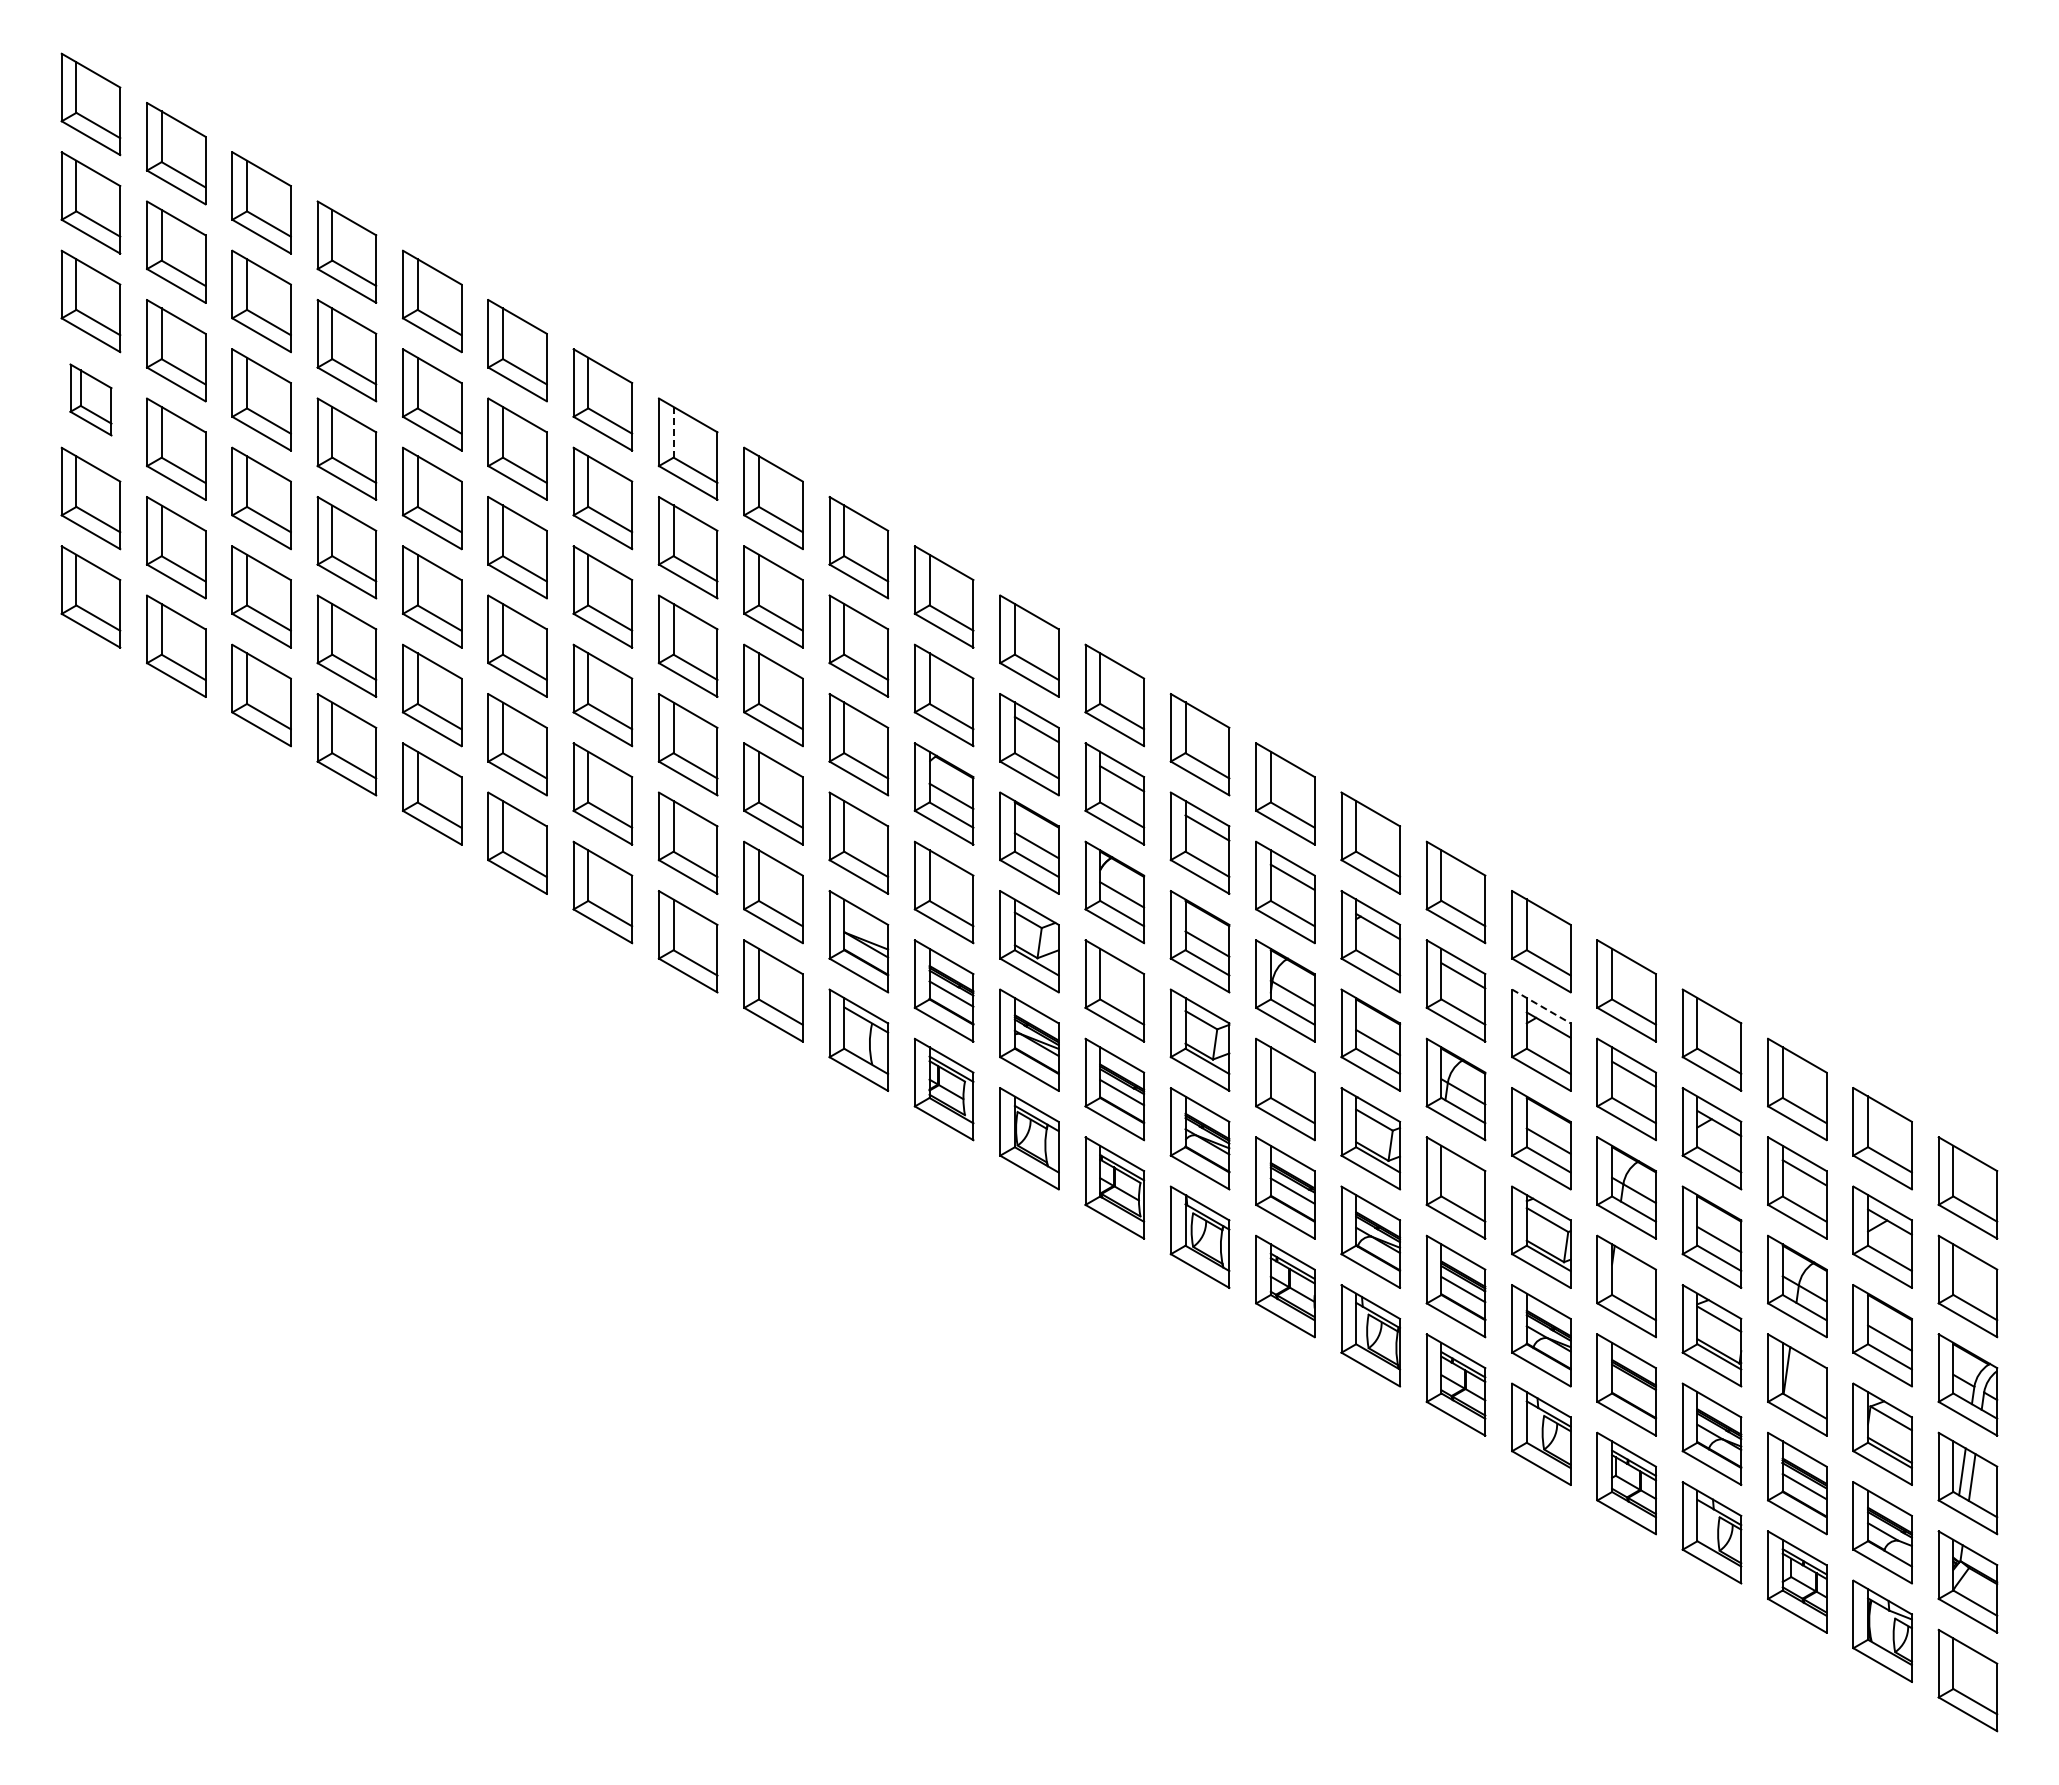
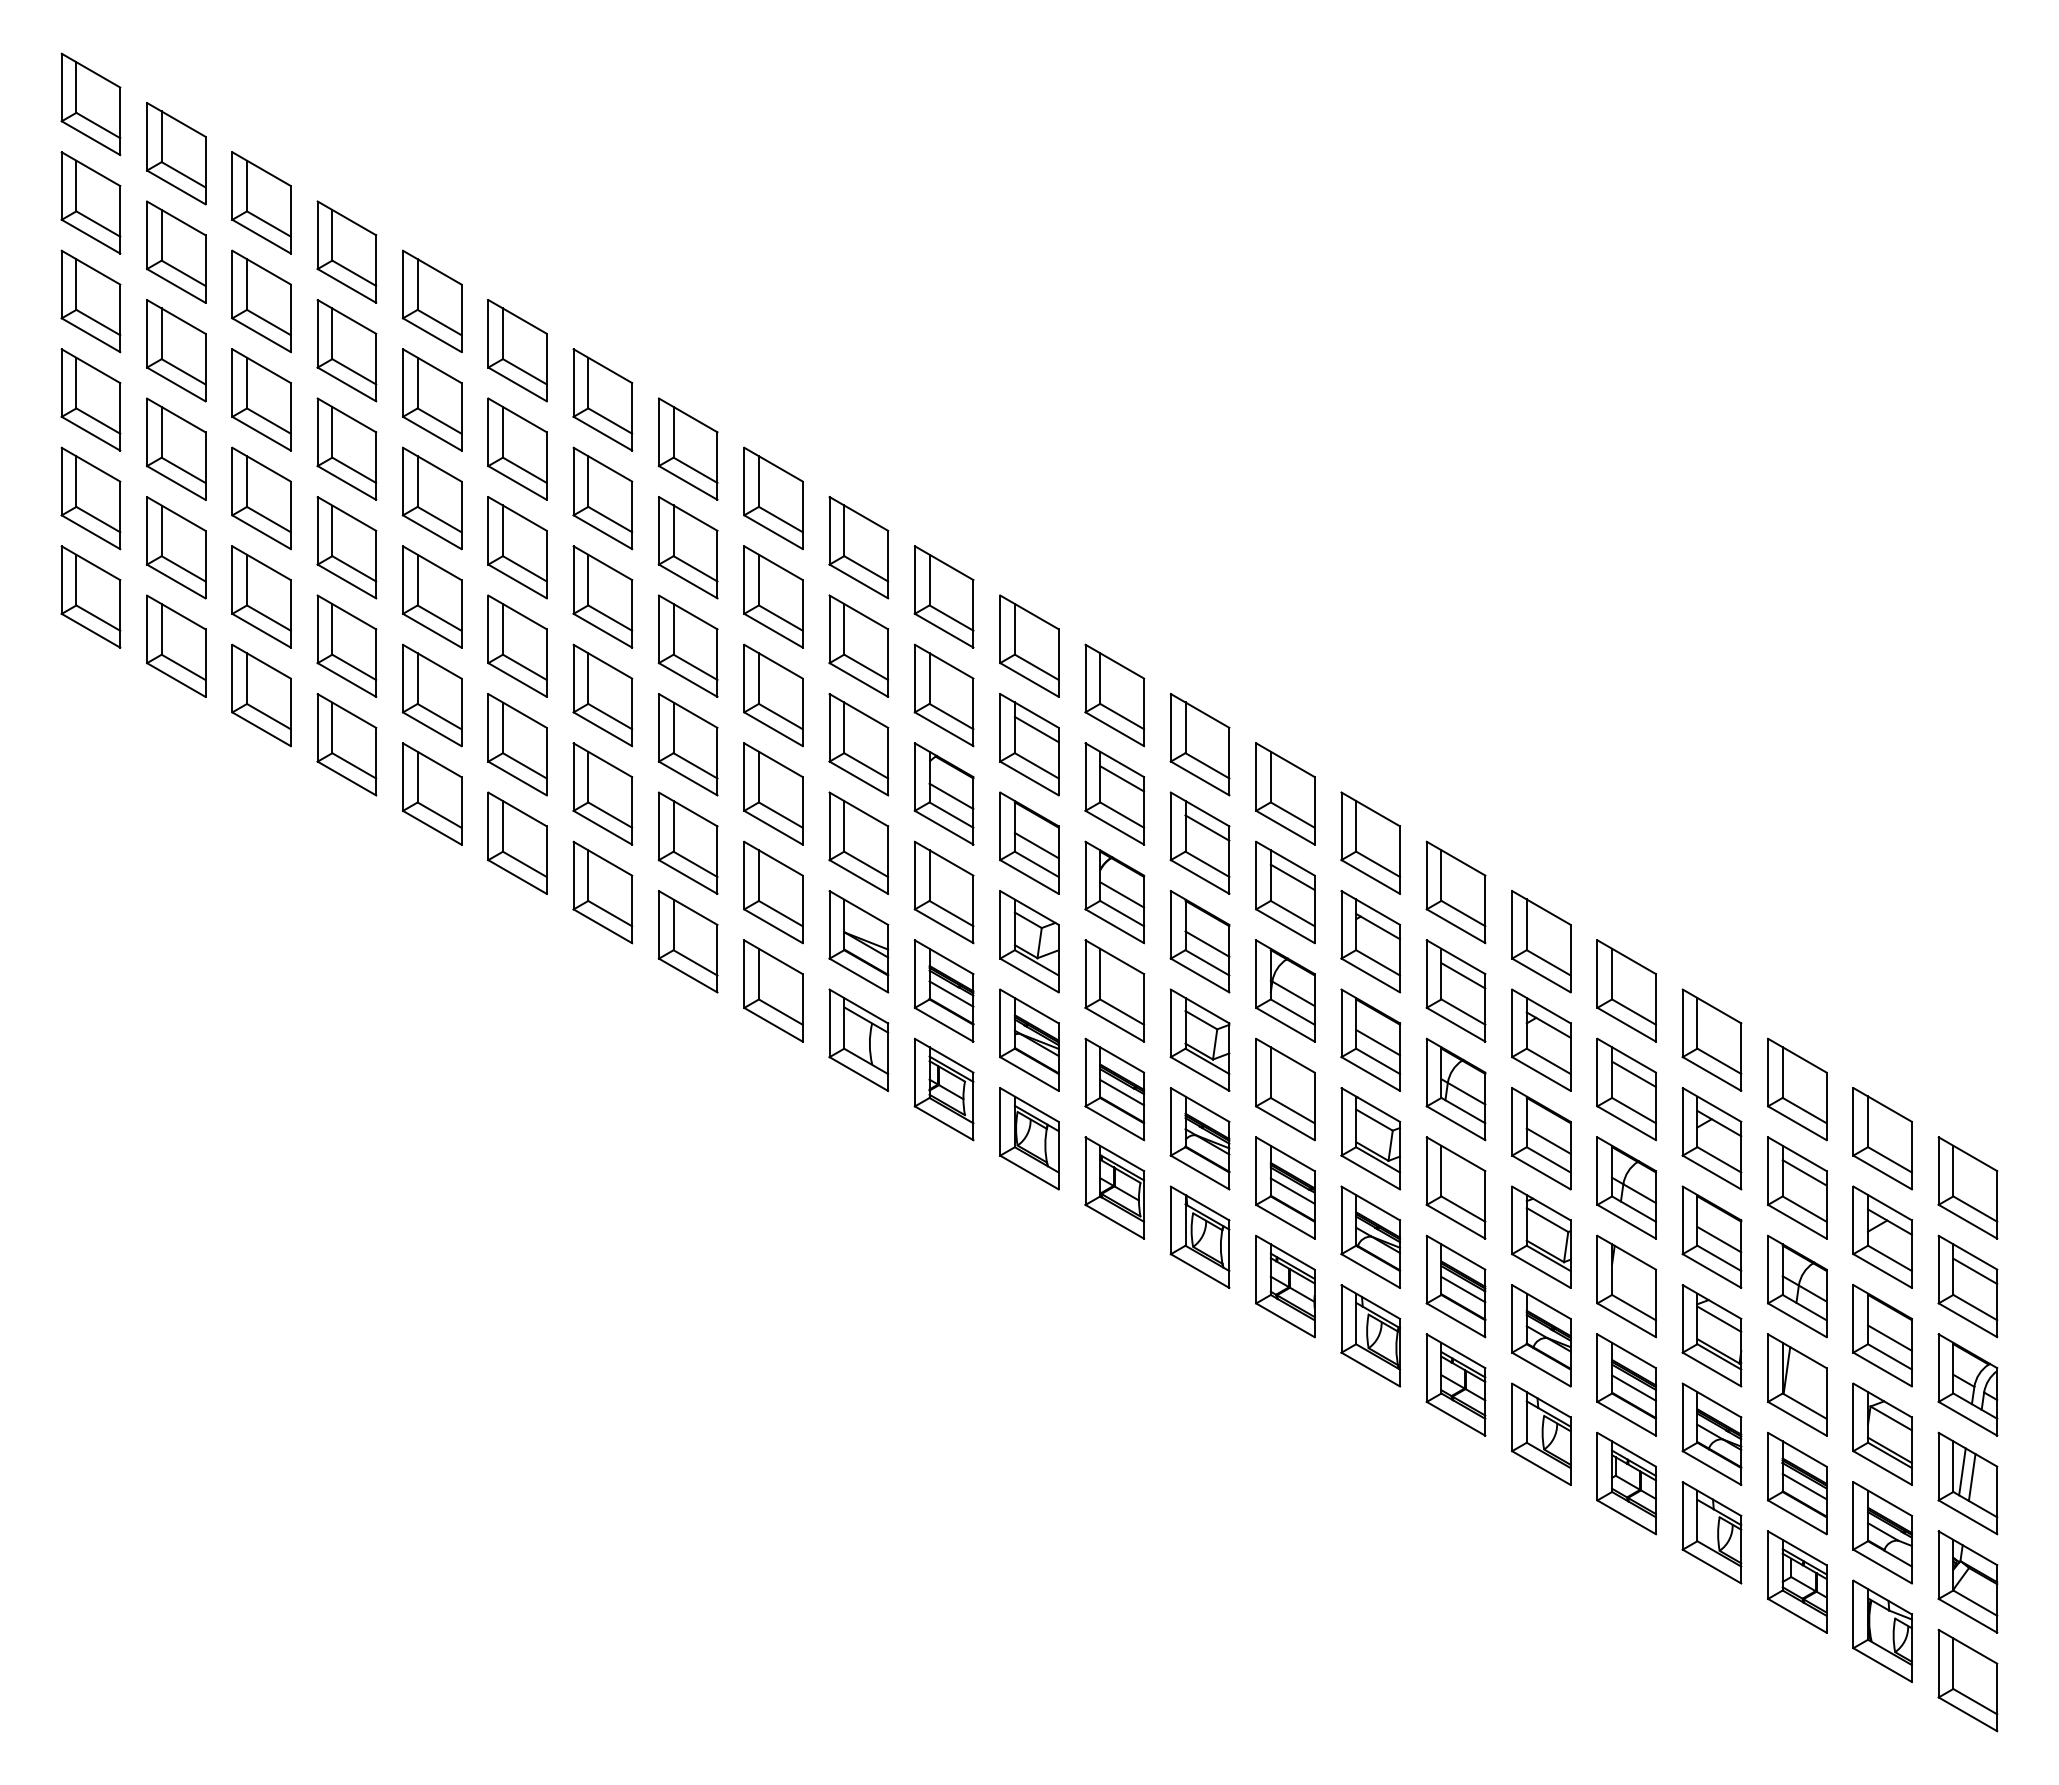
part size: 44x74 px -> 62x104 px (90, 399)
line: dashed -> solid (673, 431)
line: dashed -> solid (1541, 1006)
line: none -> present (1975, 1271)
line: none -> present (1633, 1387)
